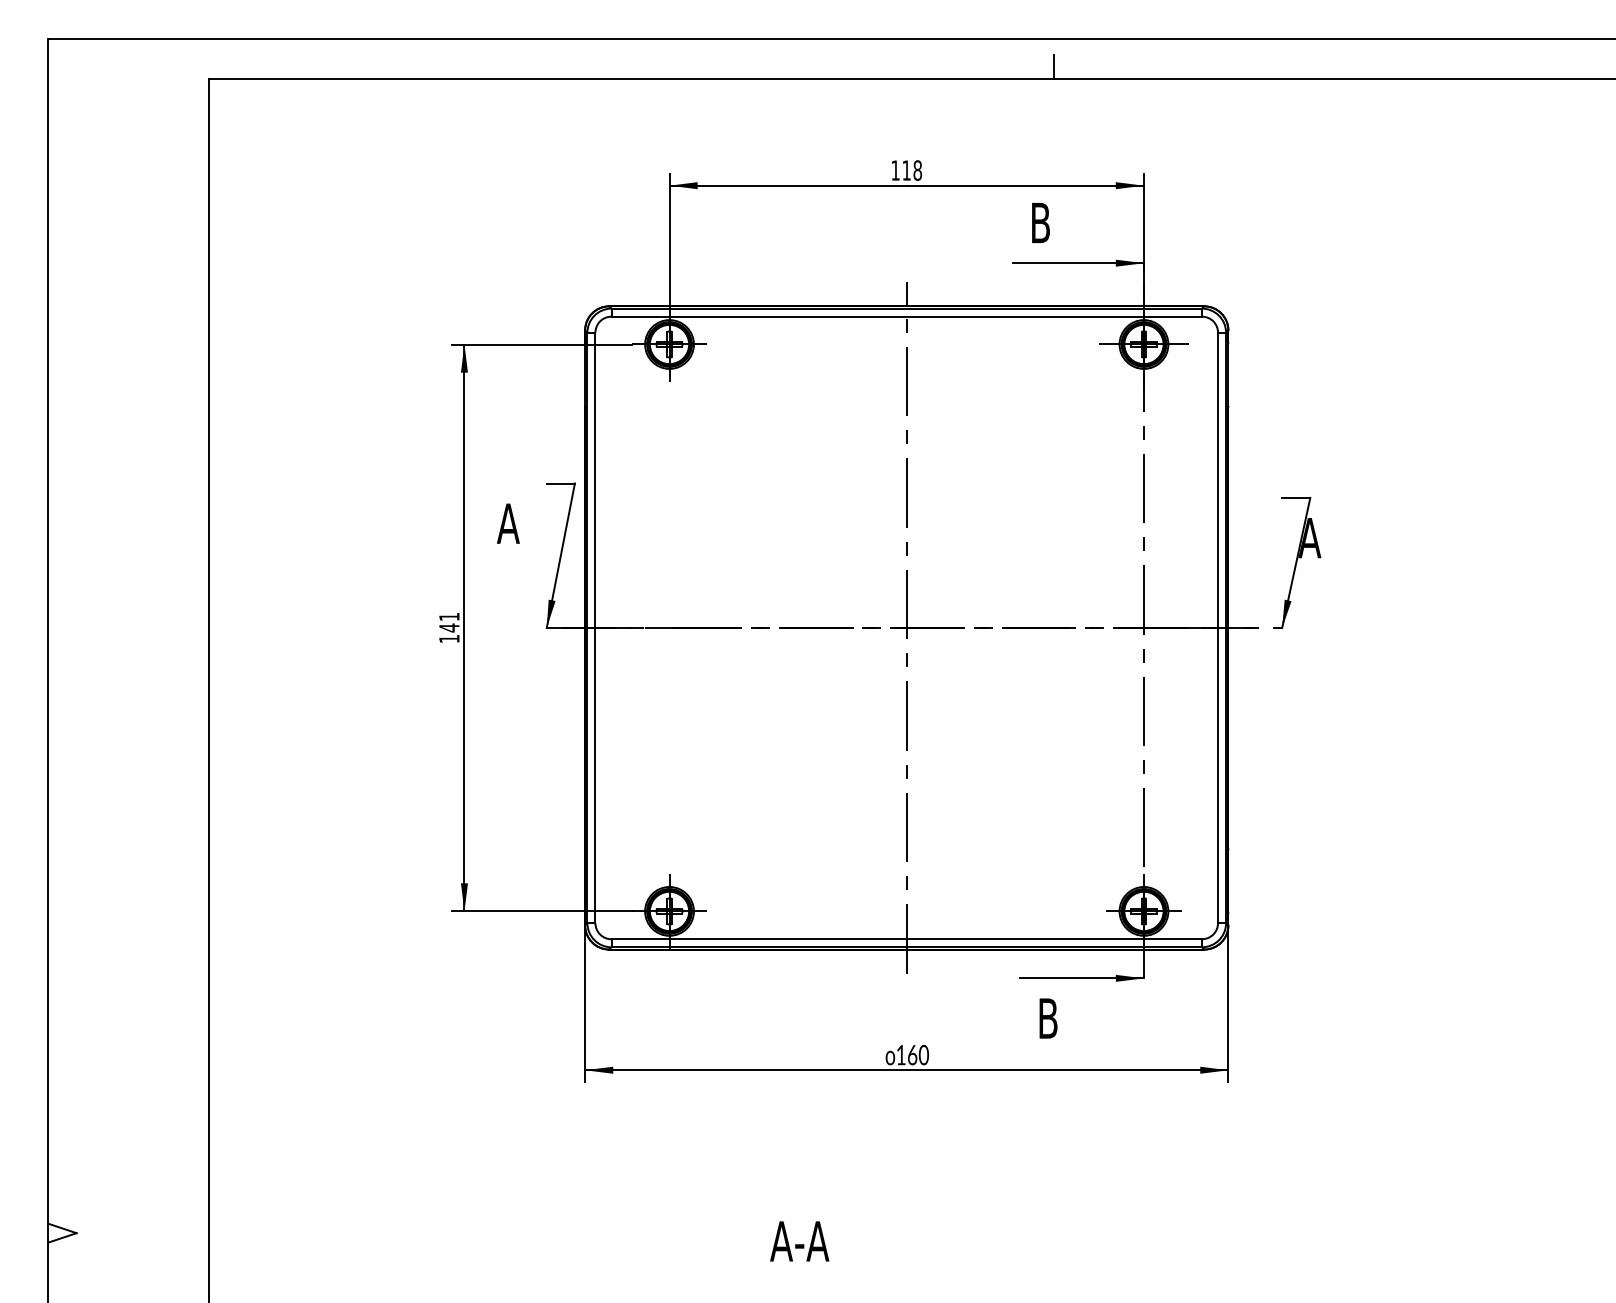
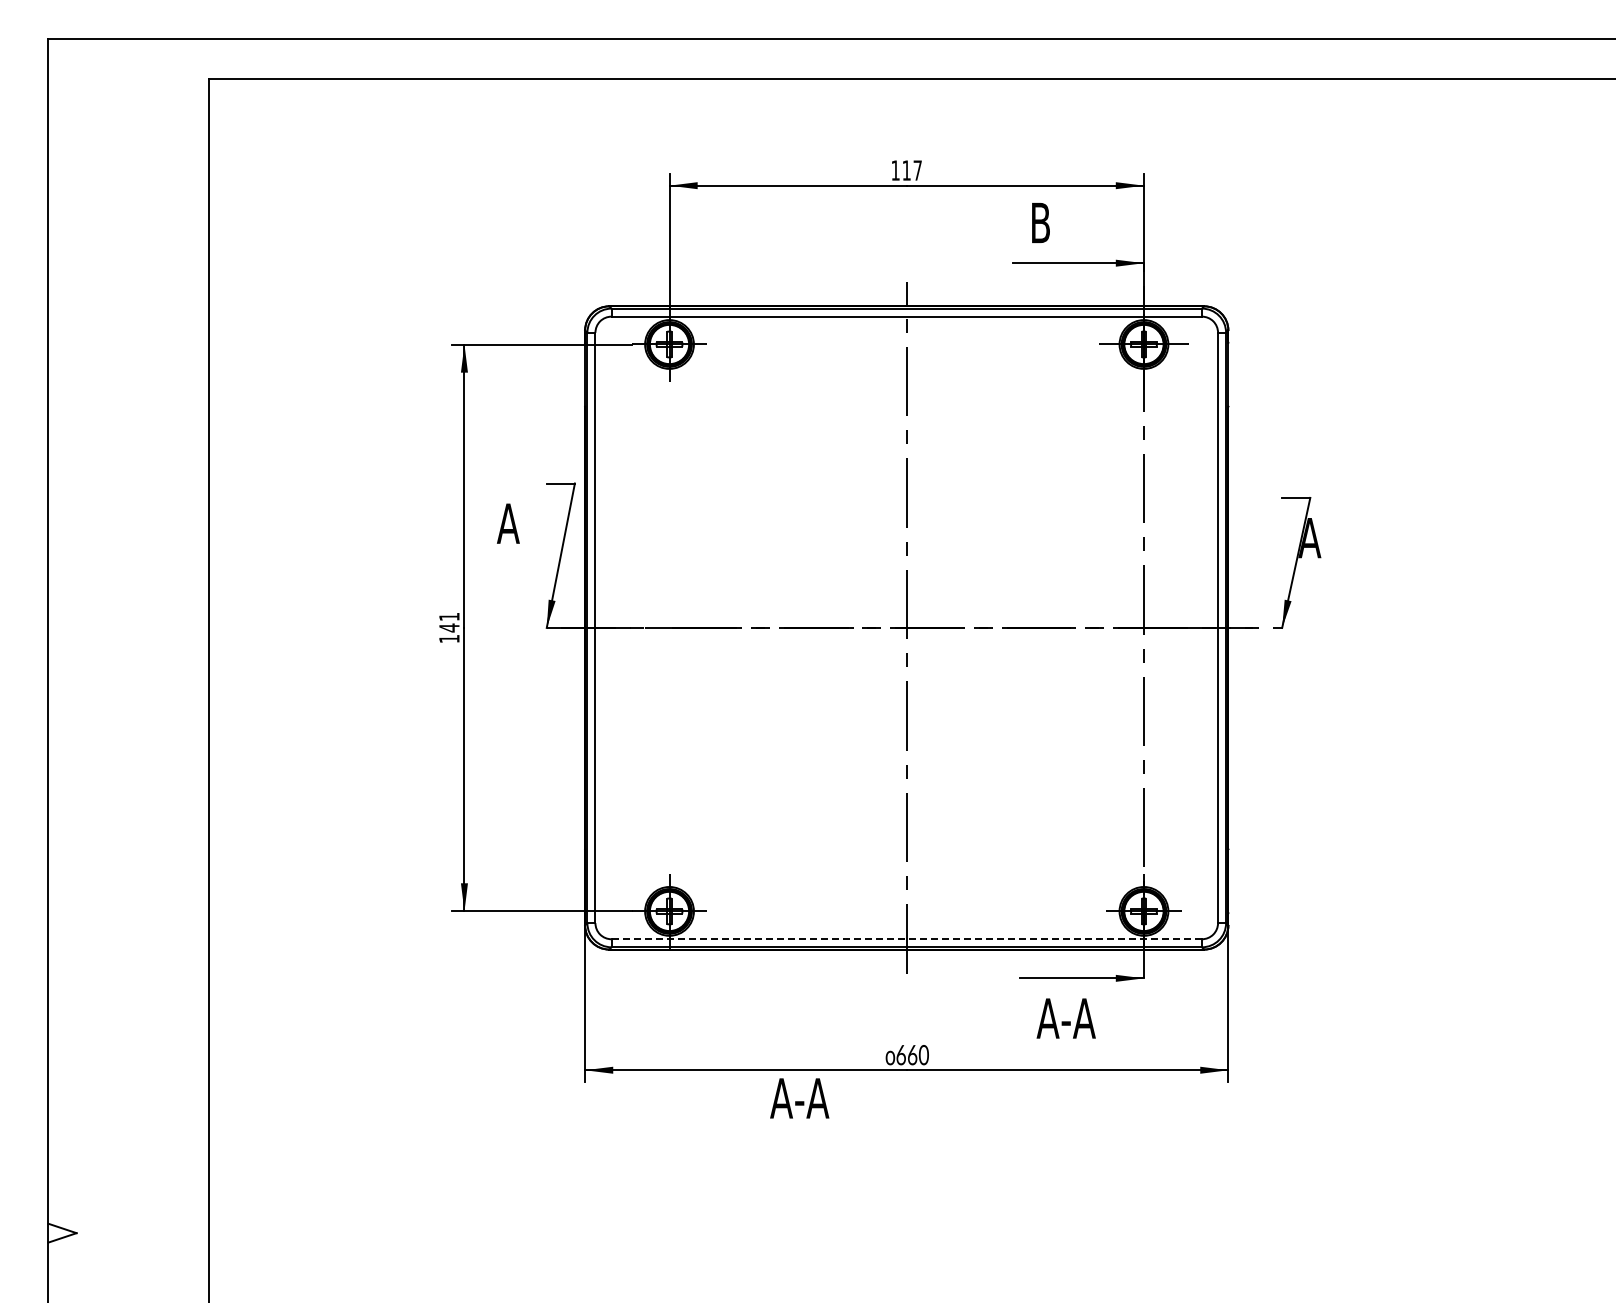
line: present -> none (1053, 67)
text: 118 -> 117 (917, 170)
line: solid -> dashed (907, 939)
text: B -> A-A (1065, 1018)
text: 160 -> 660 (900, 1055)
text position: (799, 1241) -> (799, 1098) (799, 1098)
